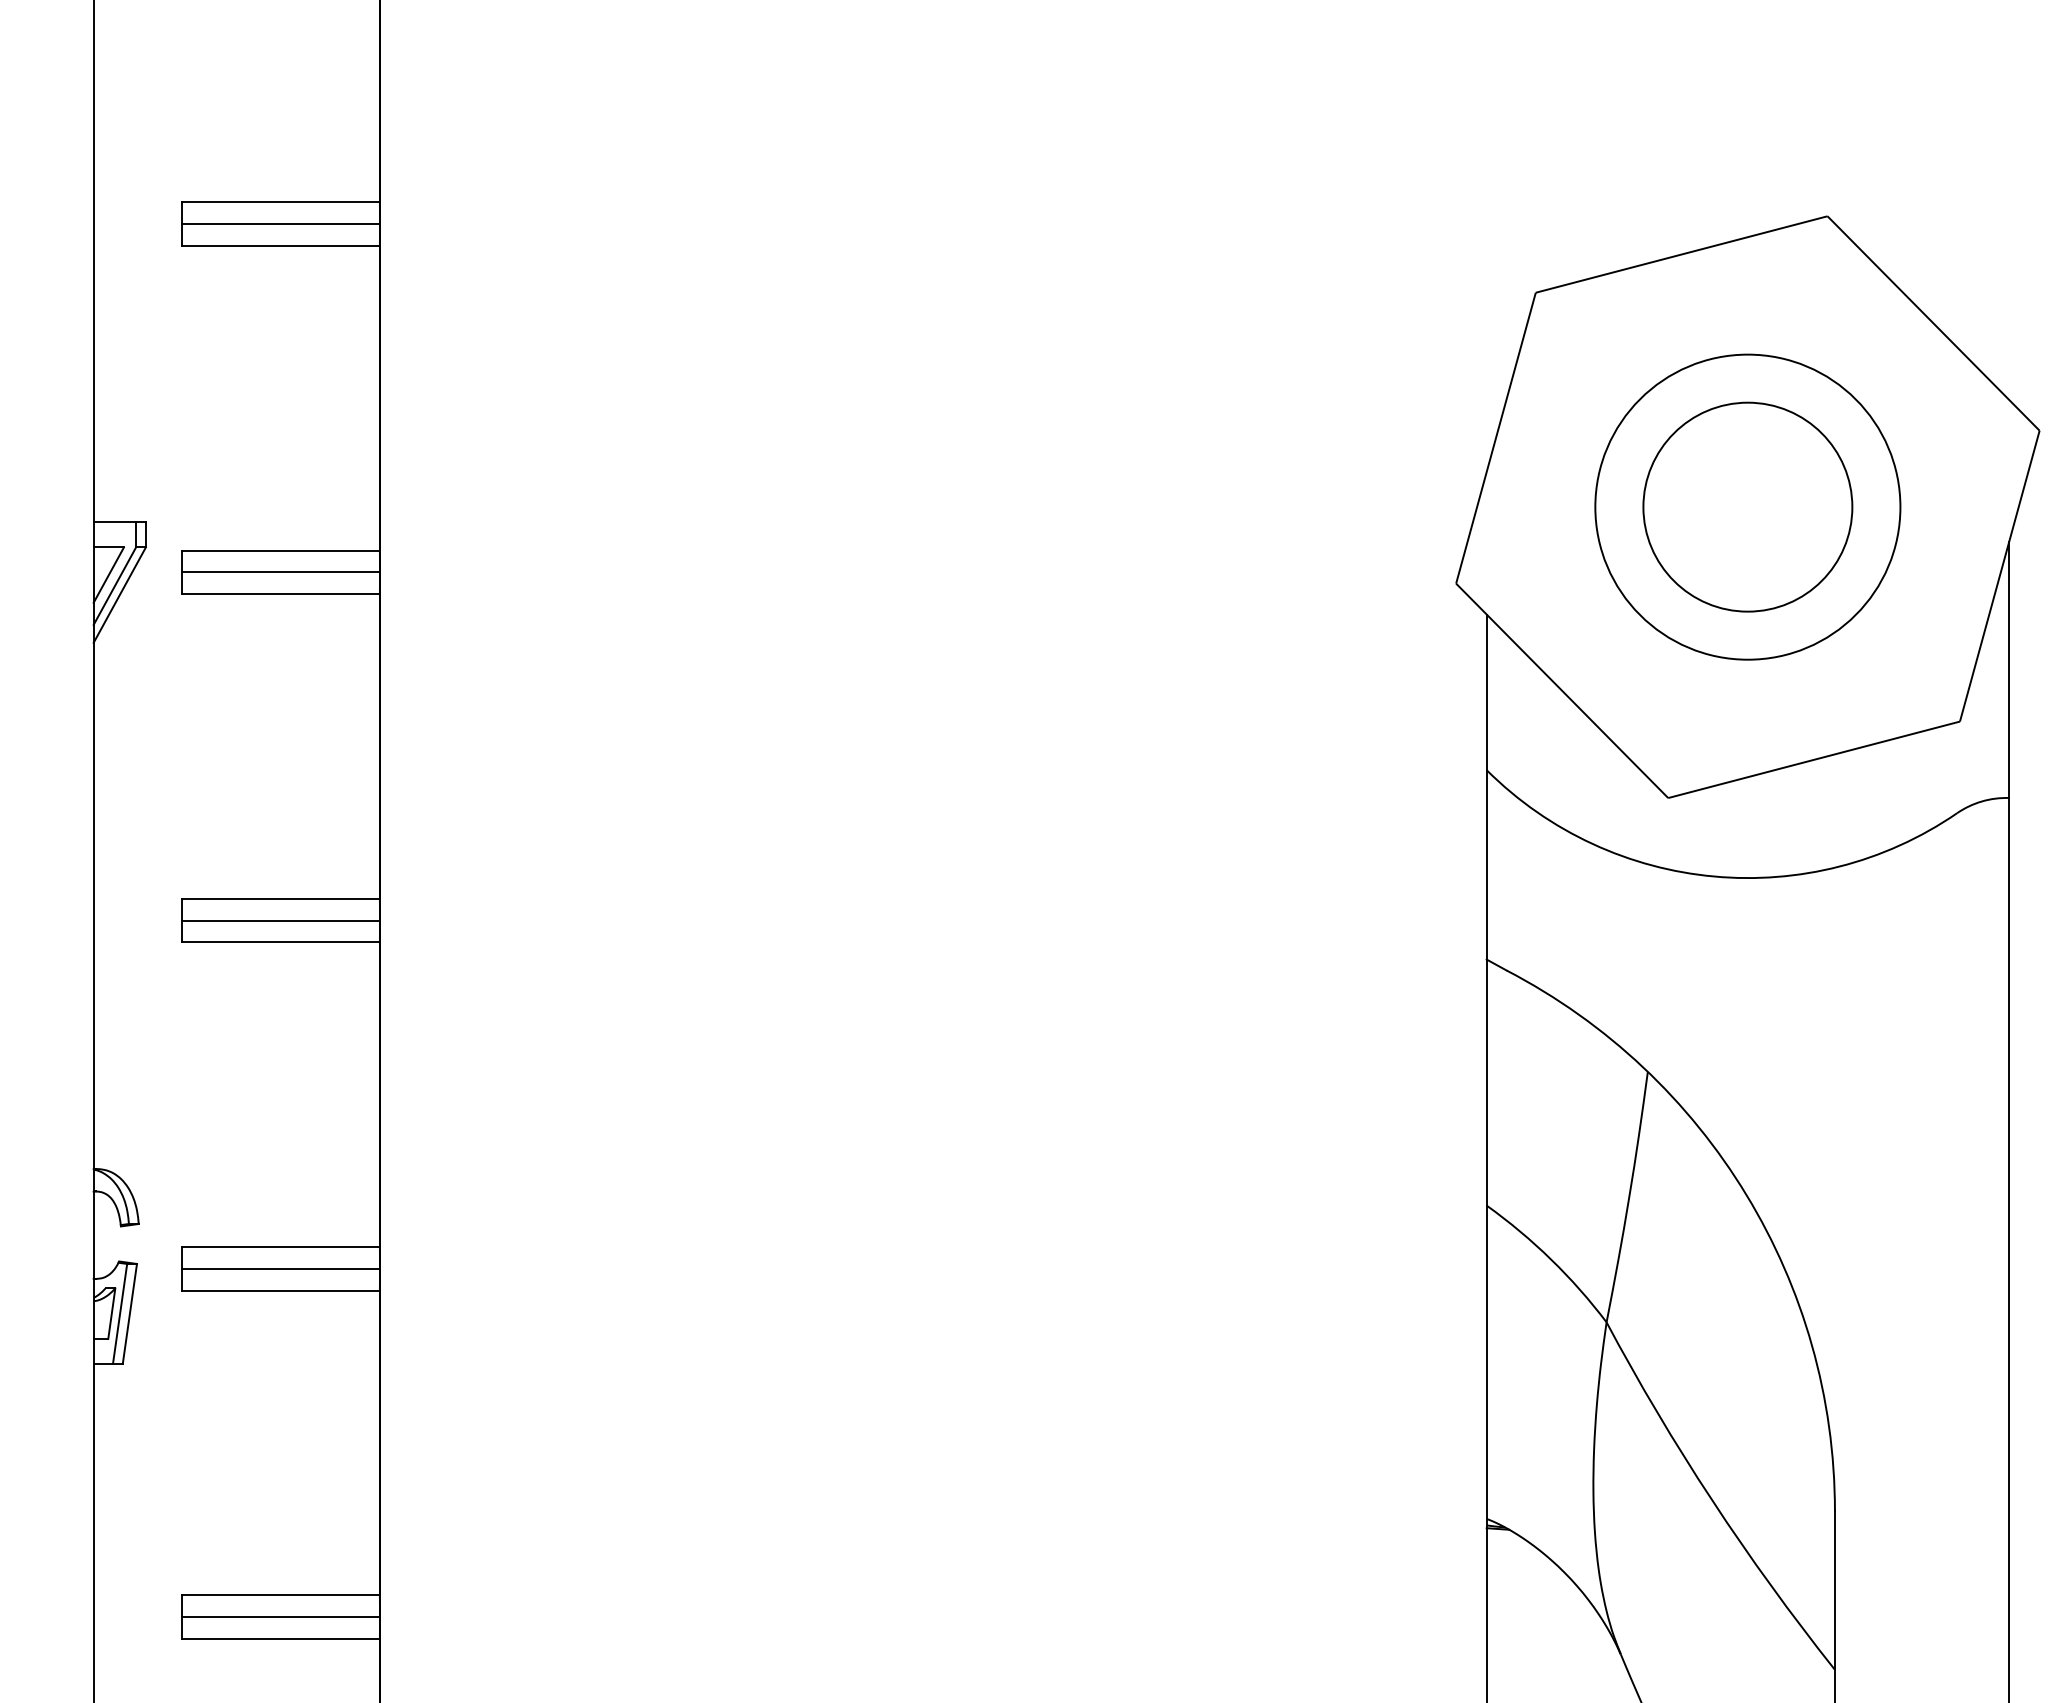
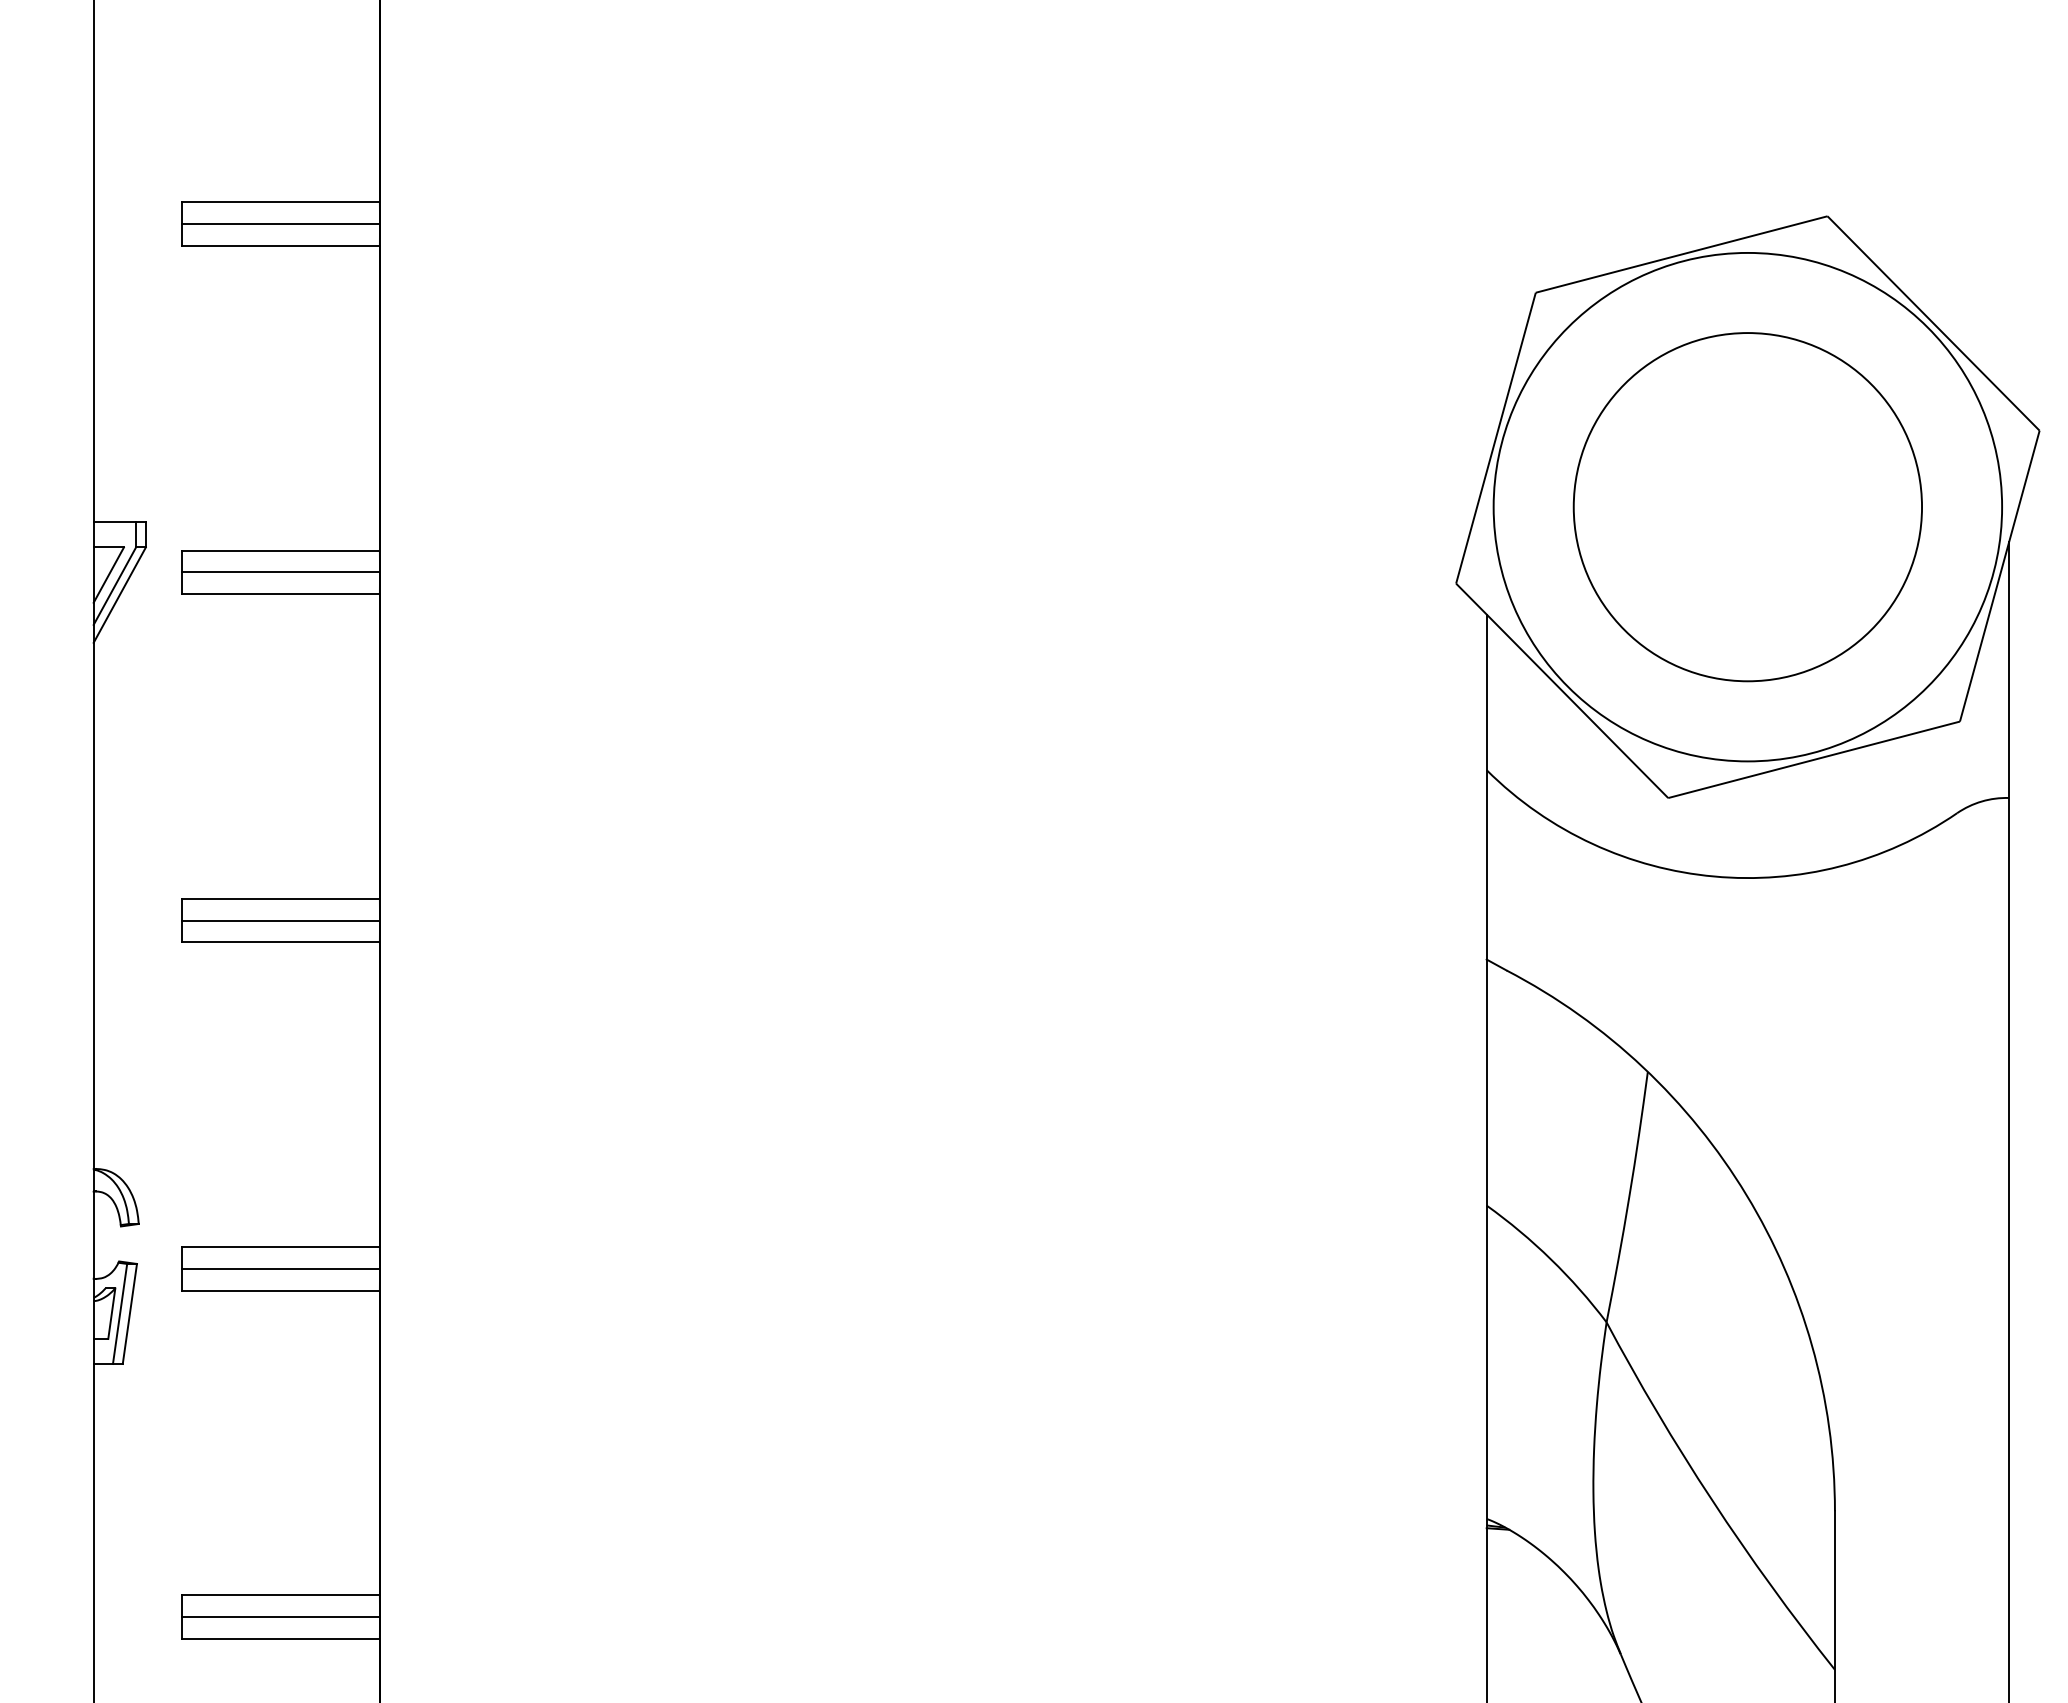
circle diameter: 209 px -> 348 px (1747, 507)
circle diameter: 305 px -> 508 px (1747, 506)
